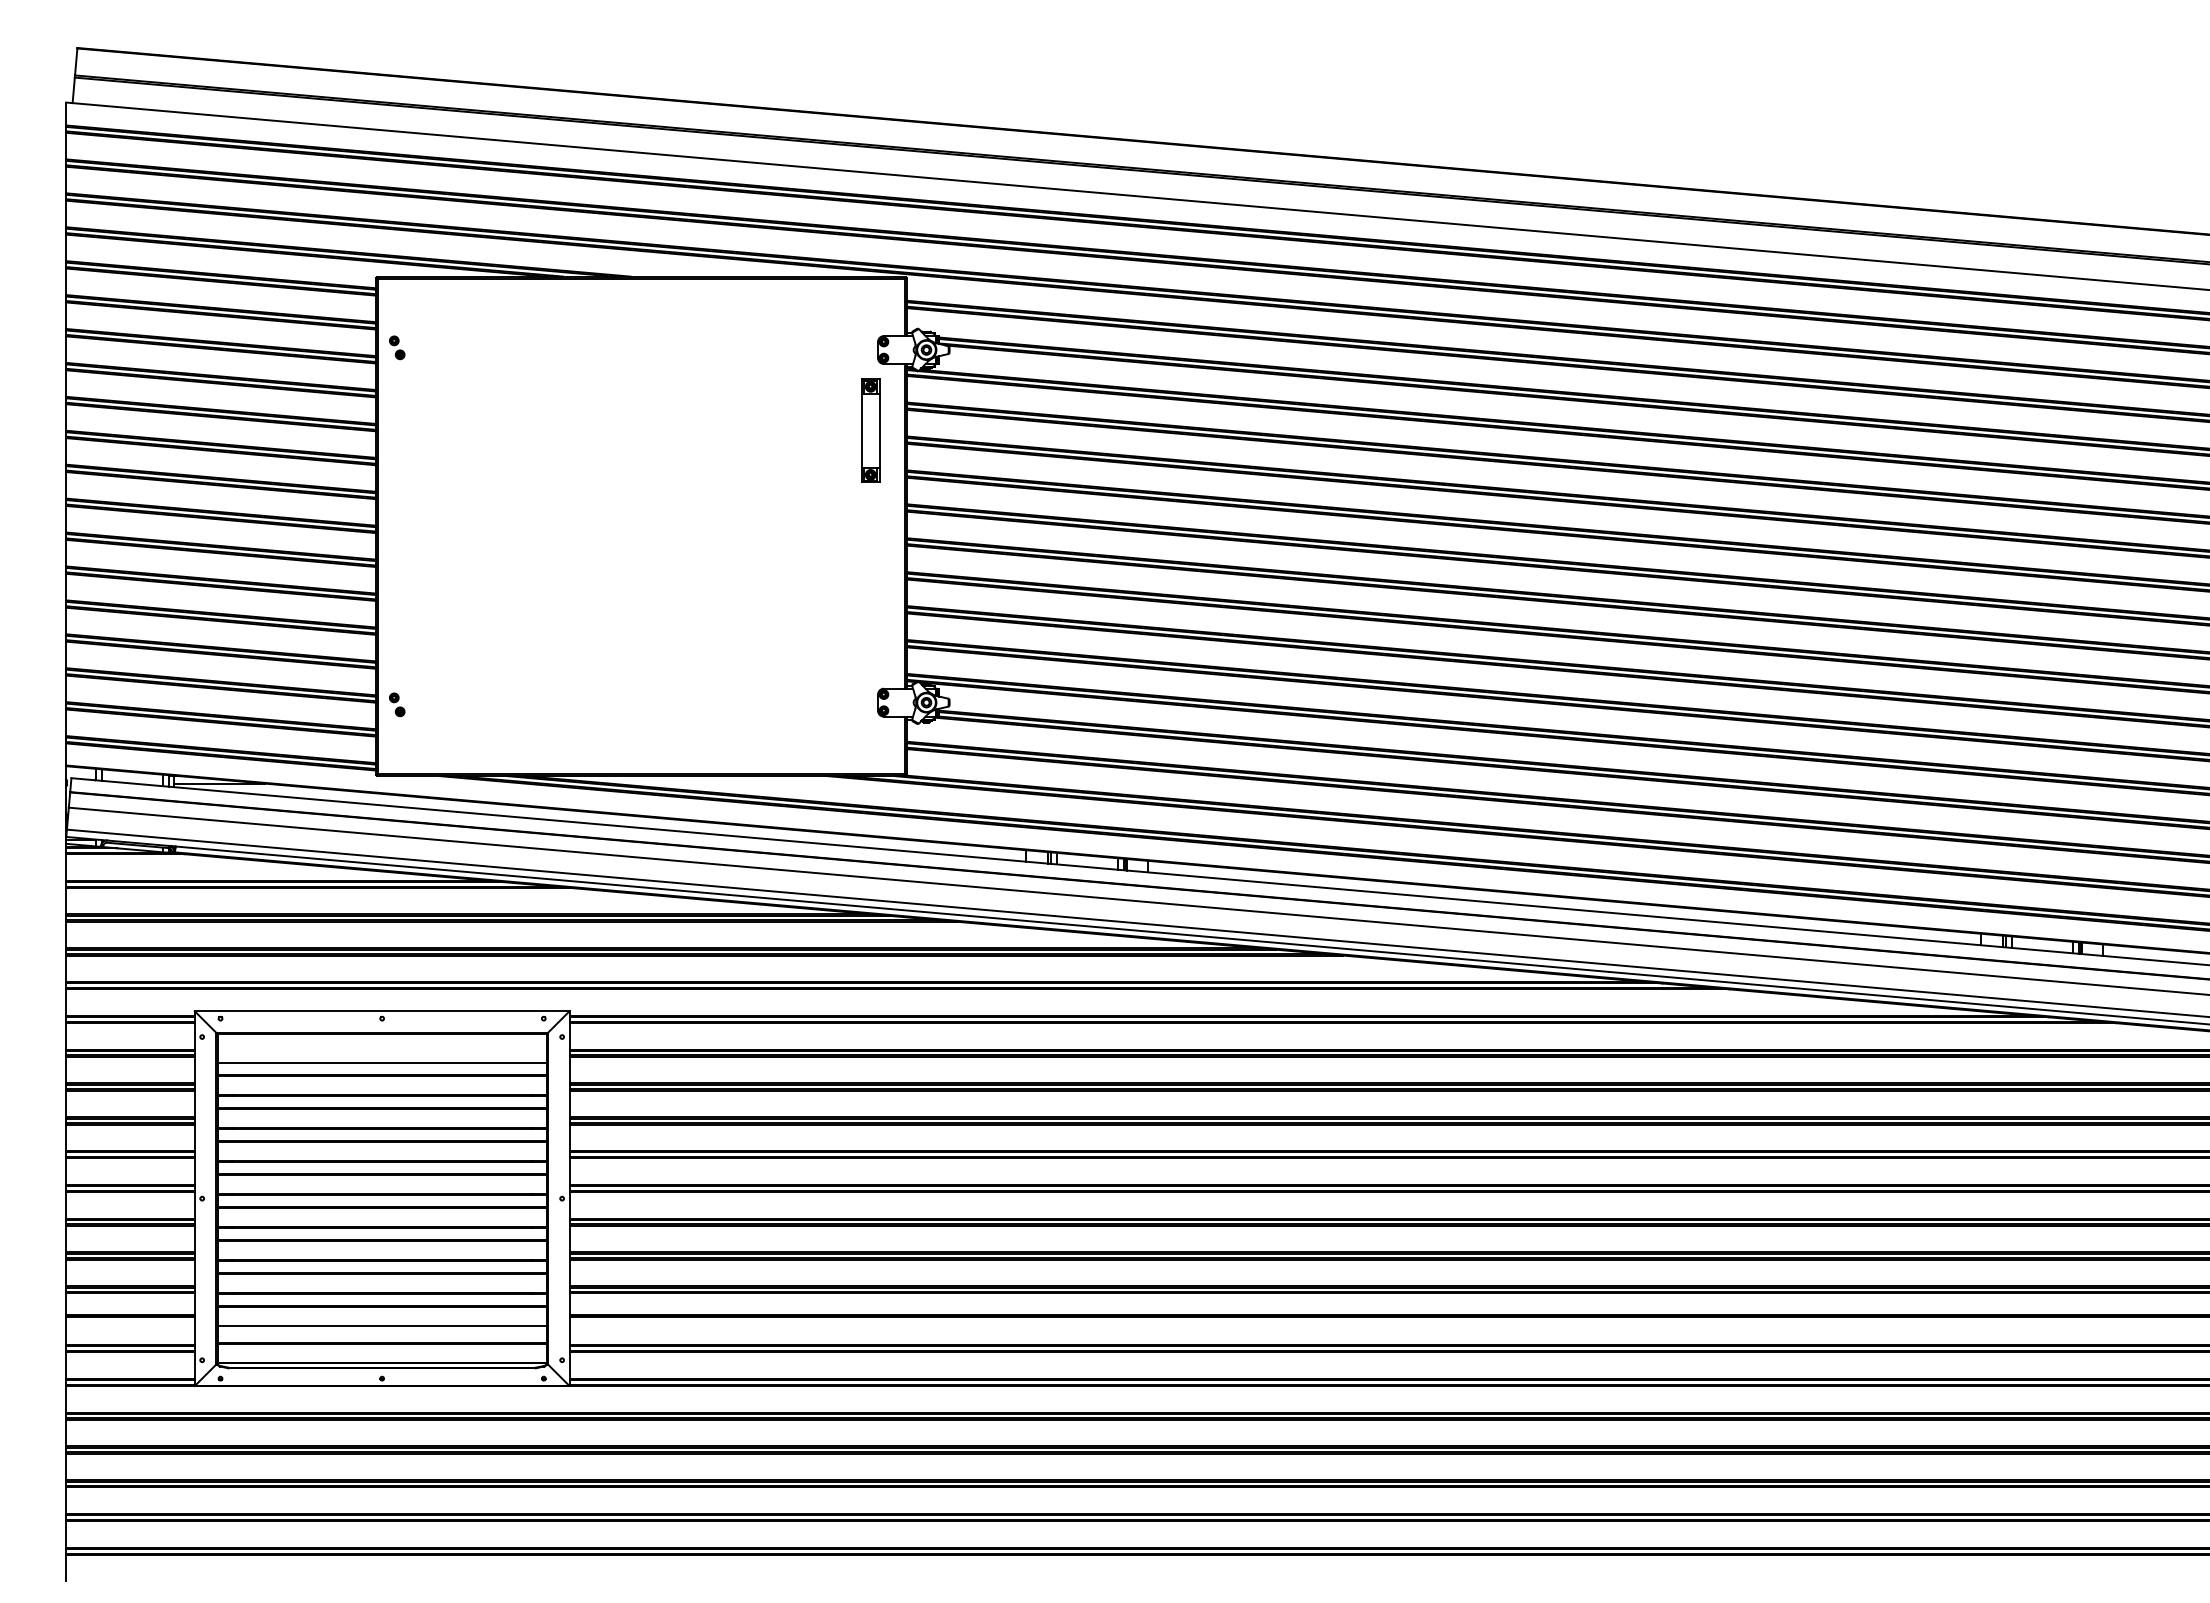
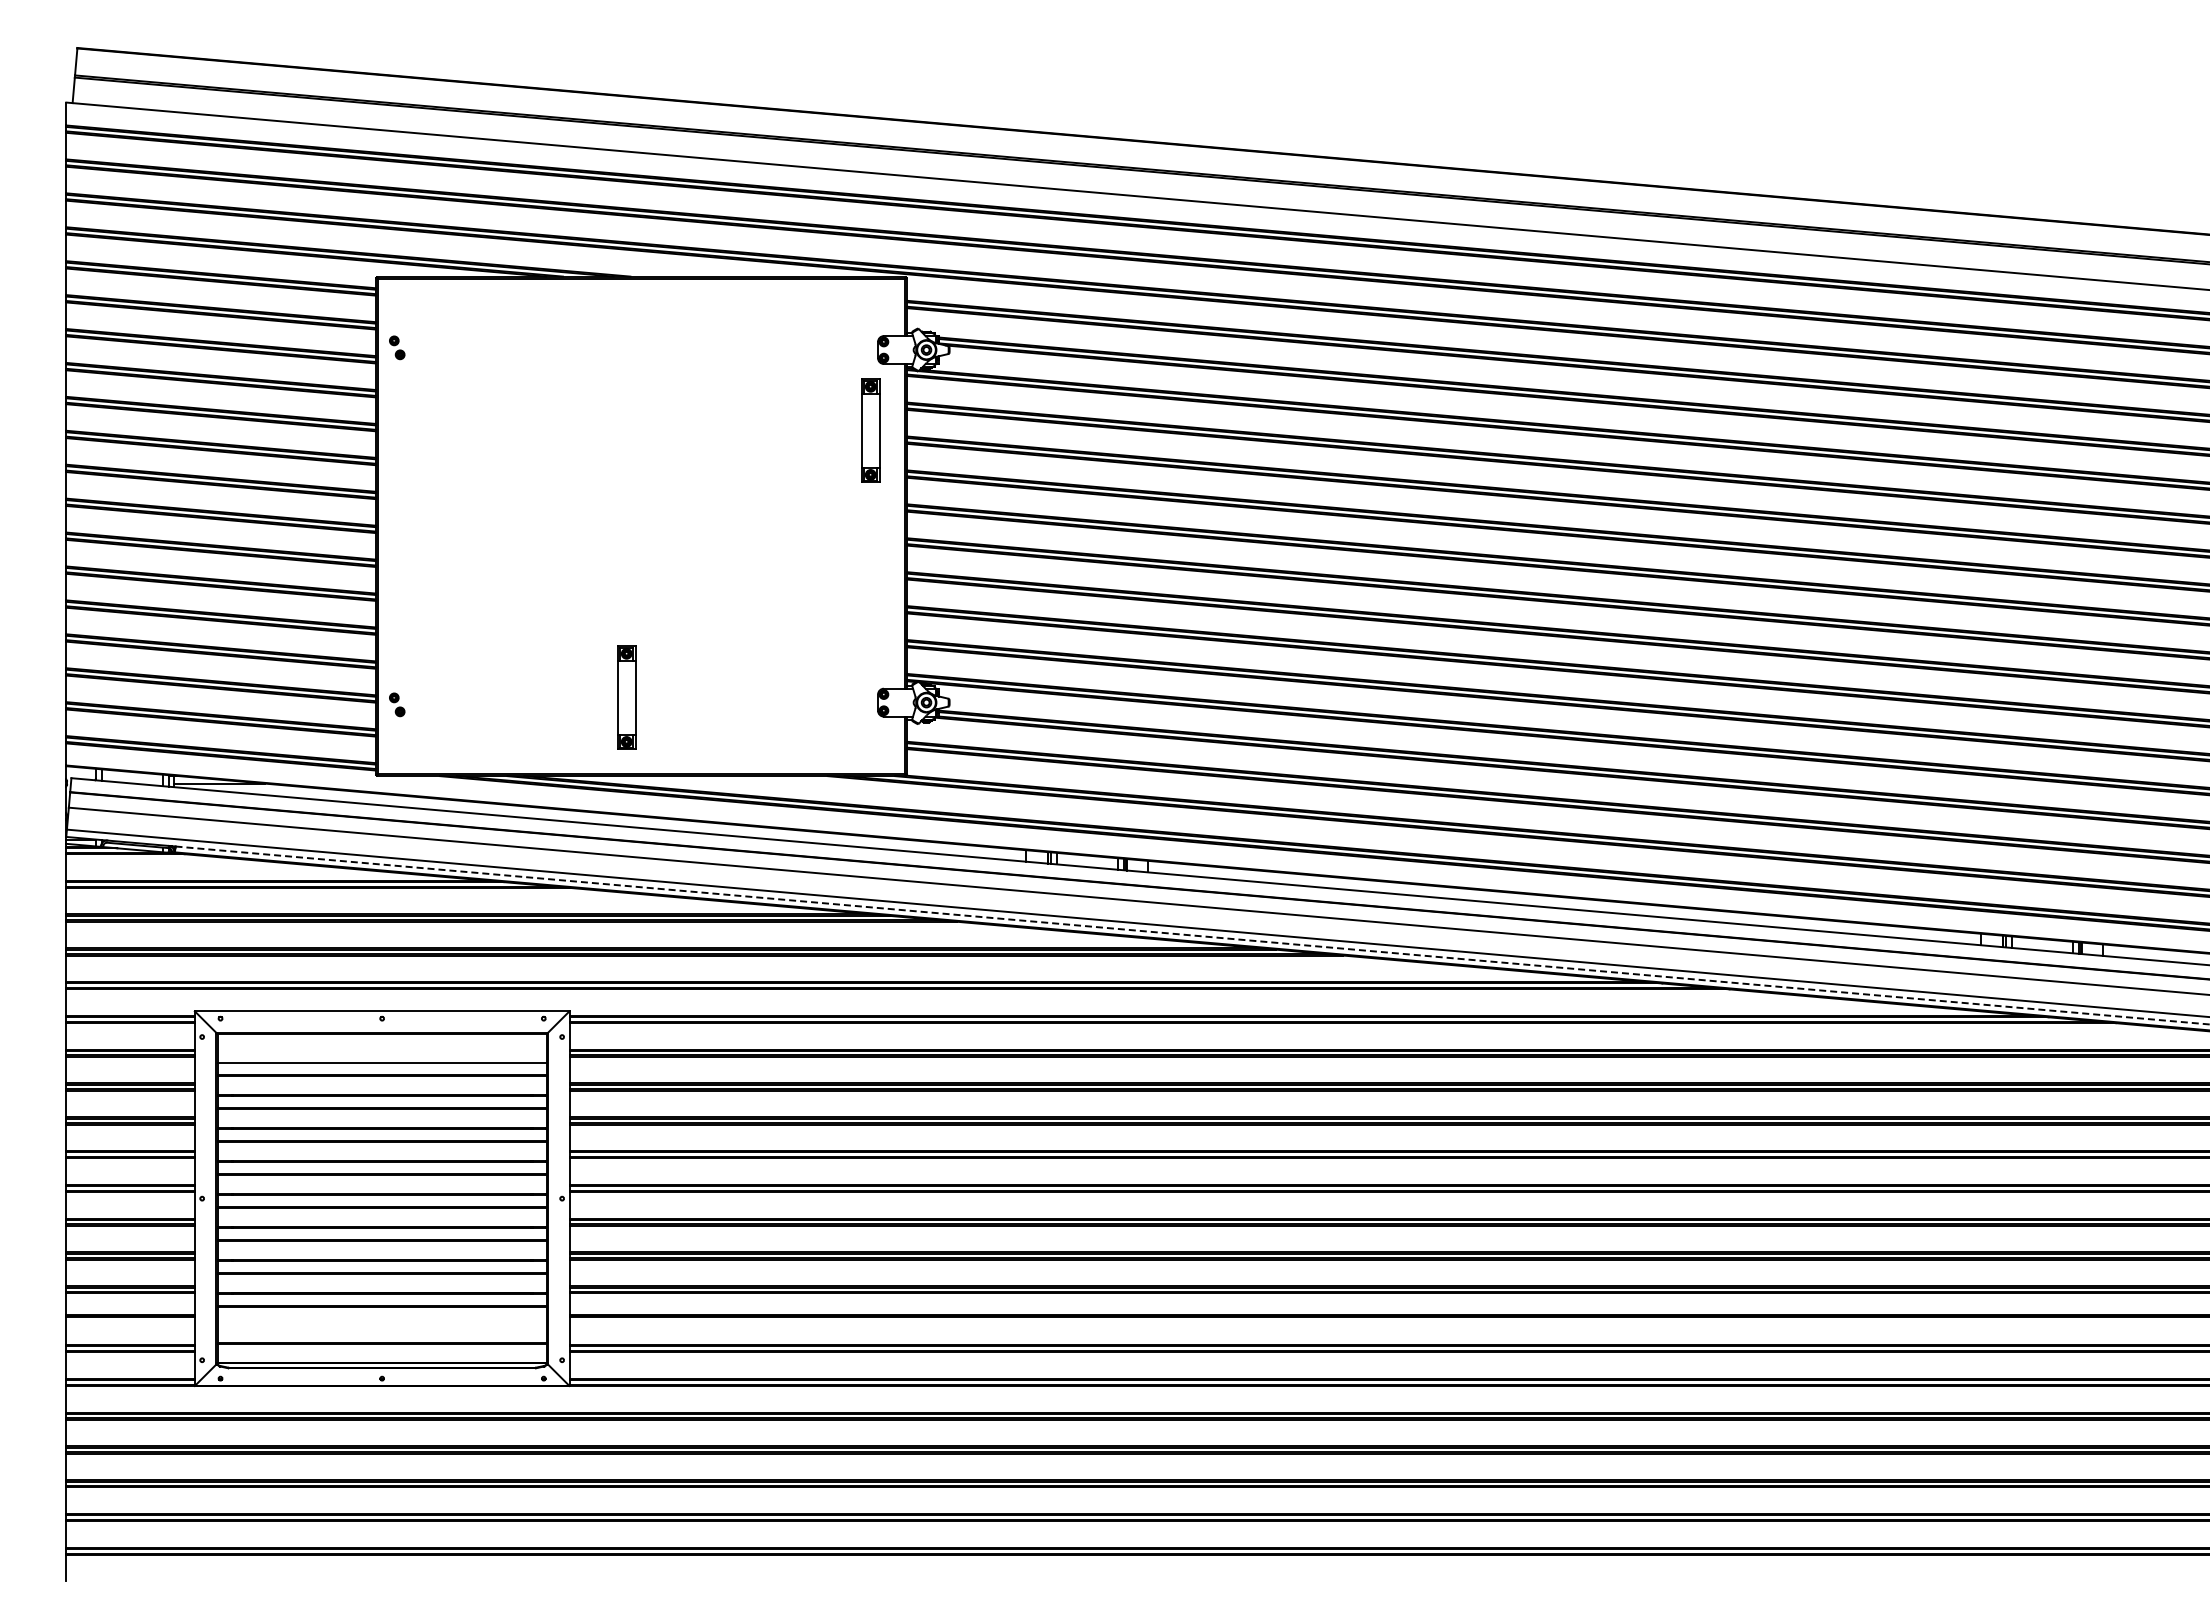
part: none -> present (626, 697)
line: solid -> dashed (1192, 935)
line: present -> none (381, 1326)
